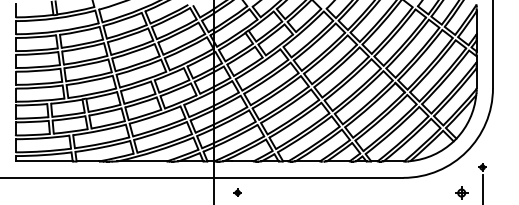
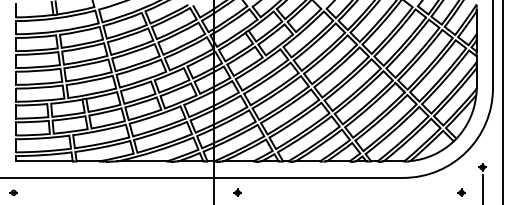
line: none -> present (503, 101)
part: none -> present (13, 192)
part size: 14x14 px -> 9x9 px (461, 192)
